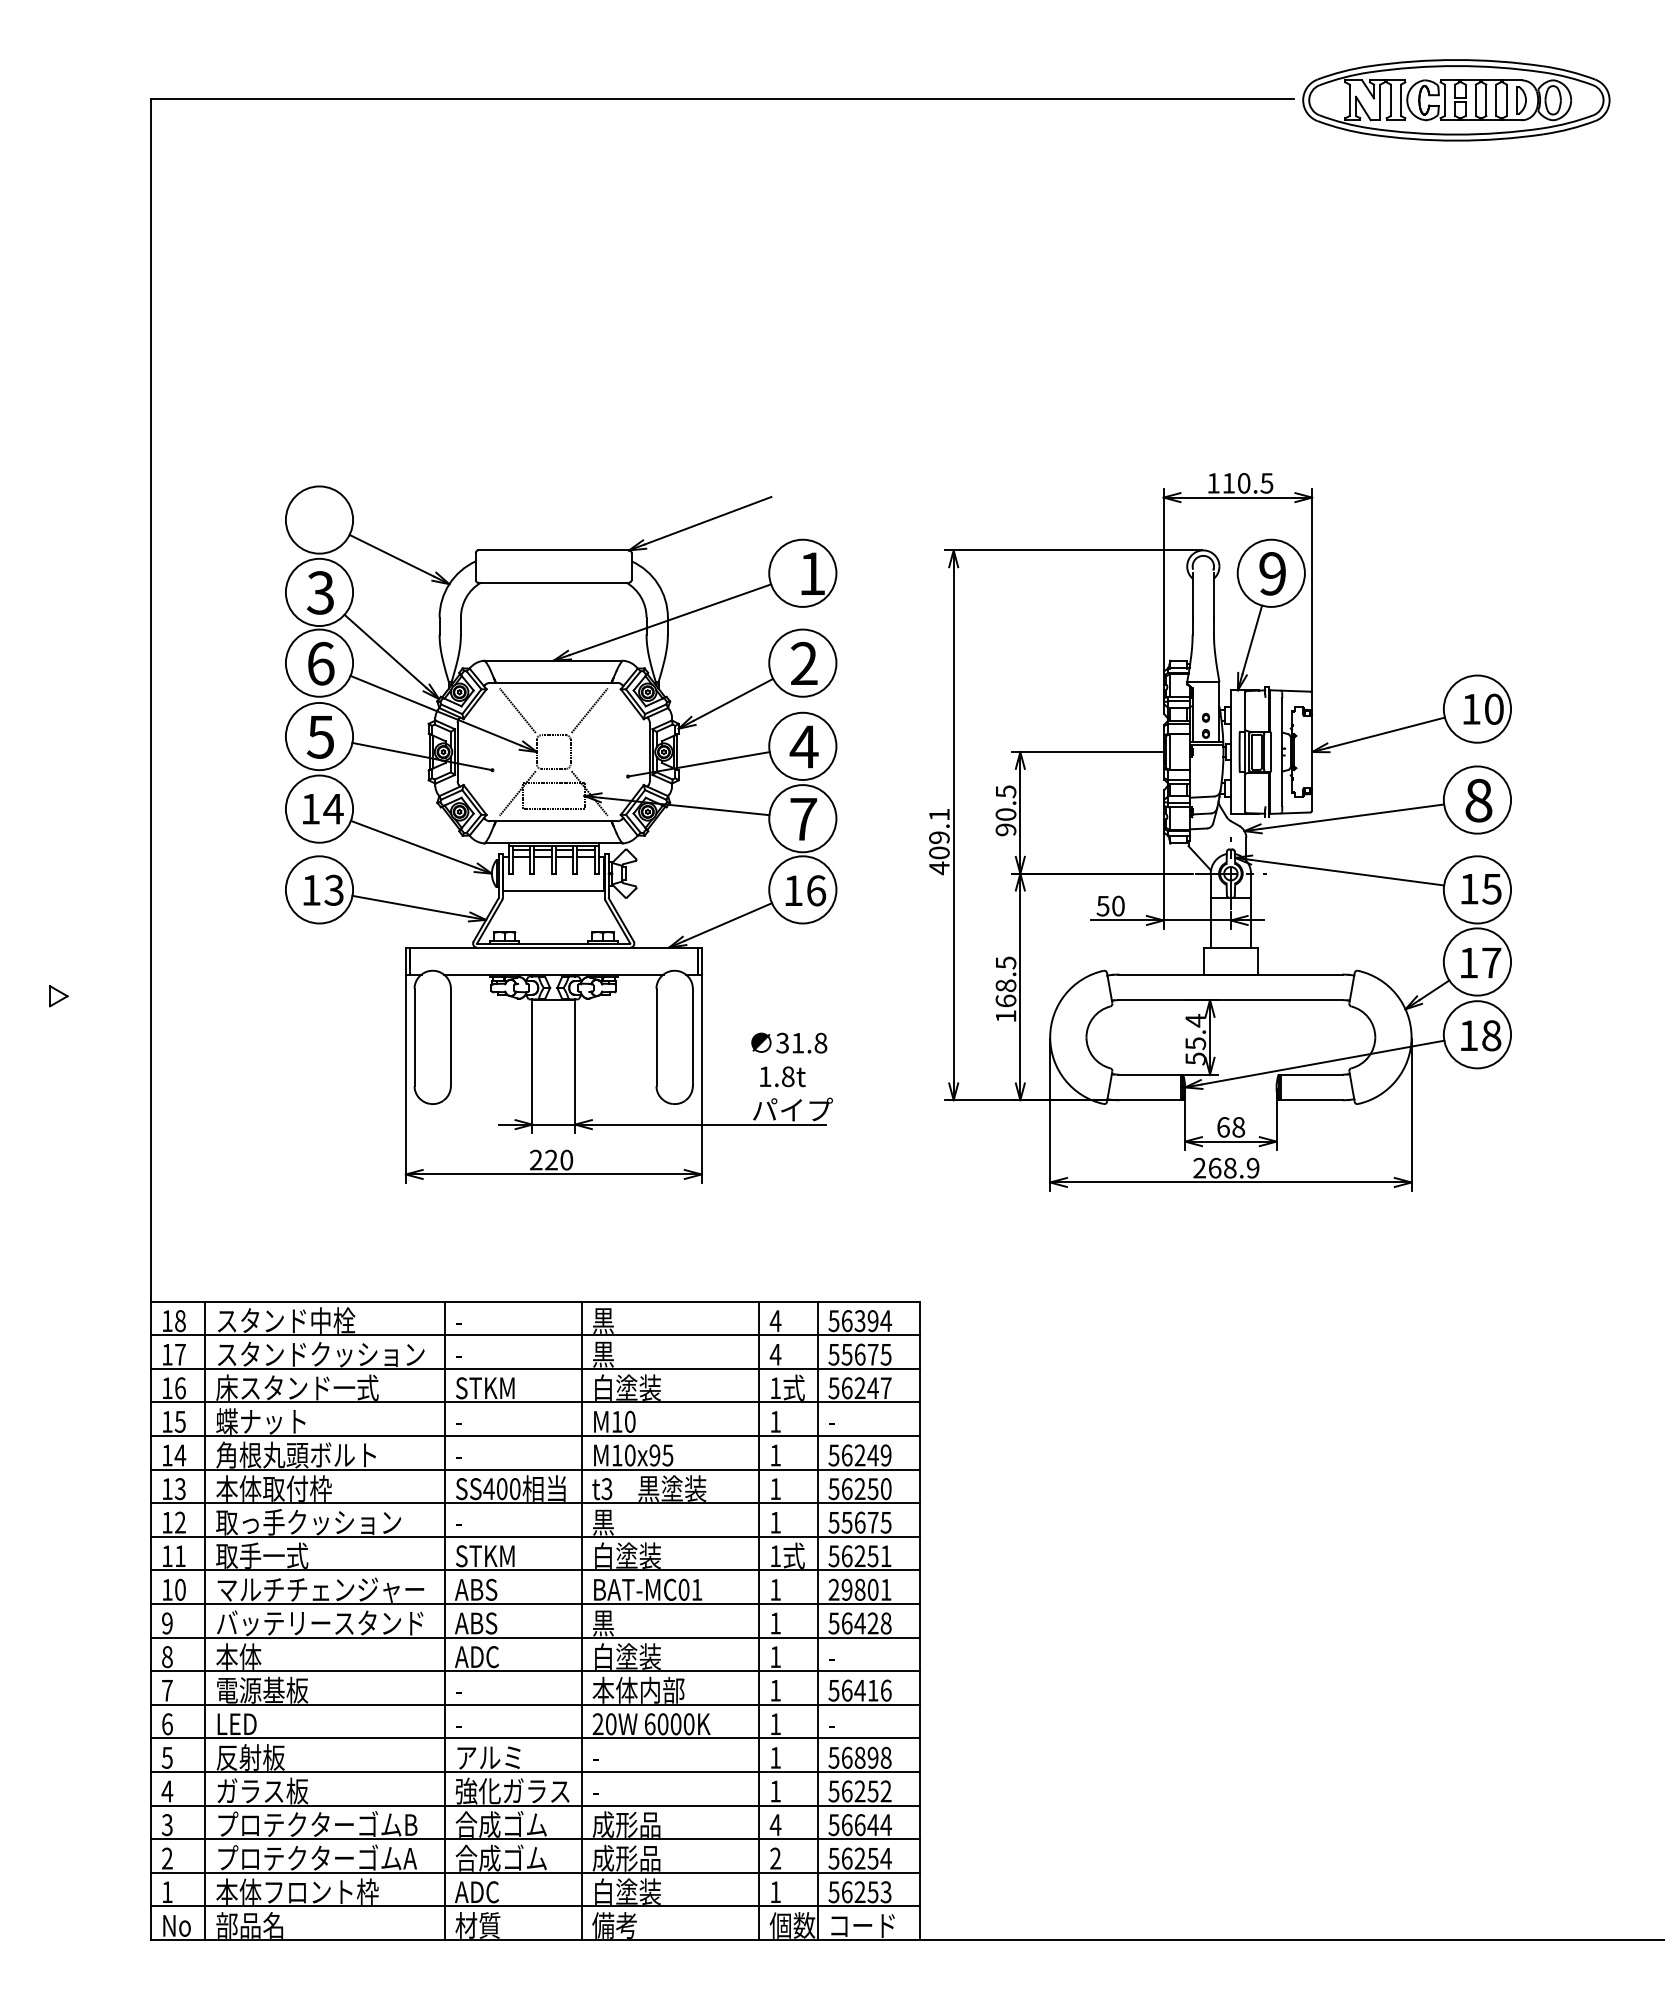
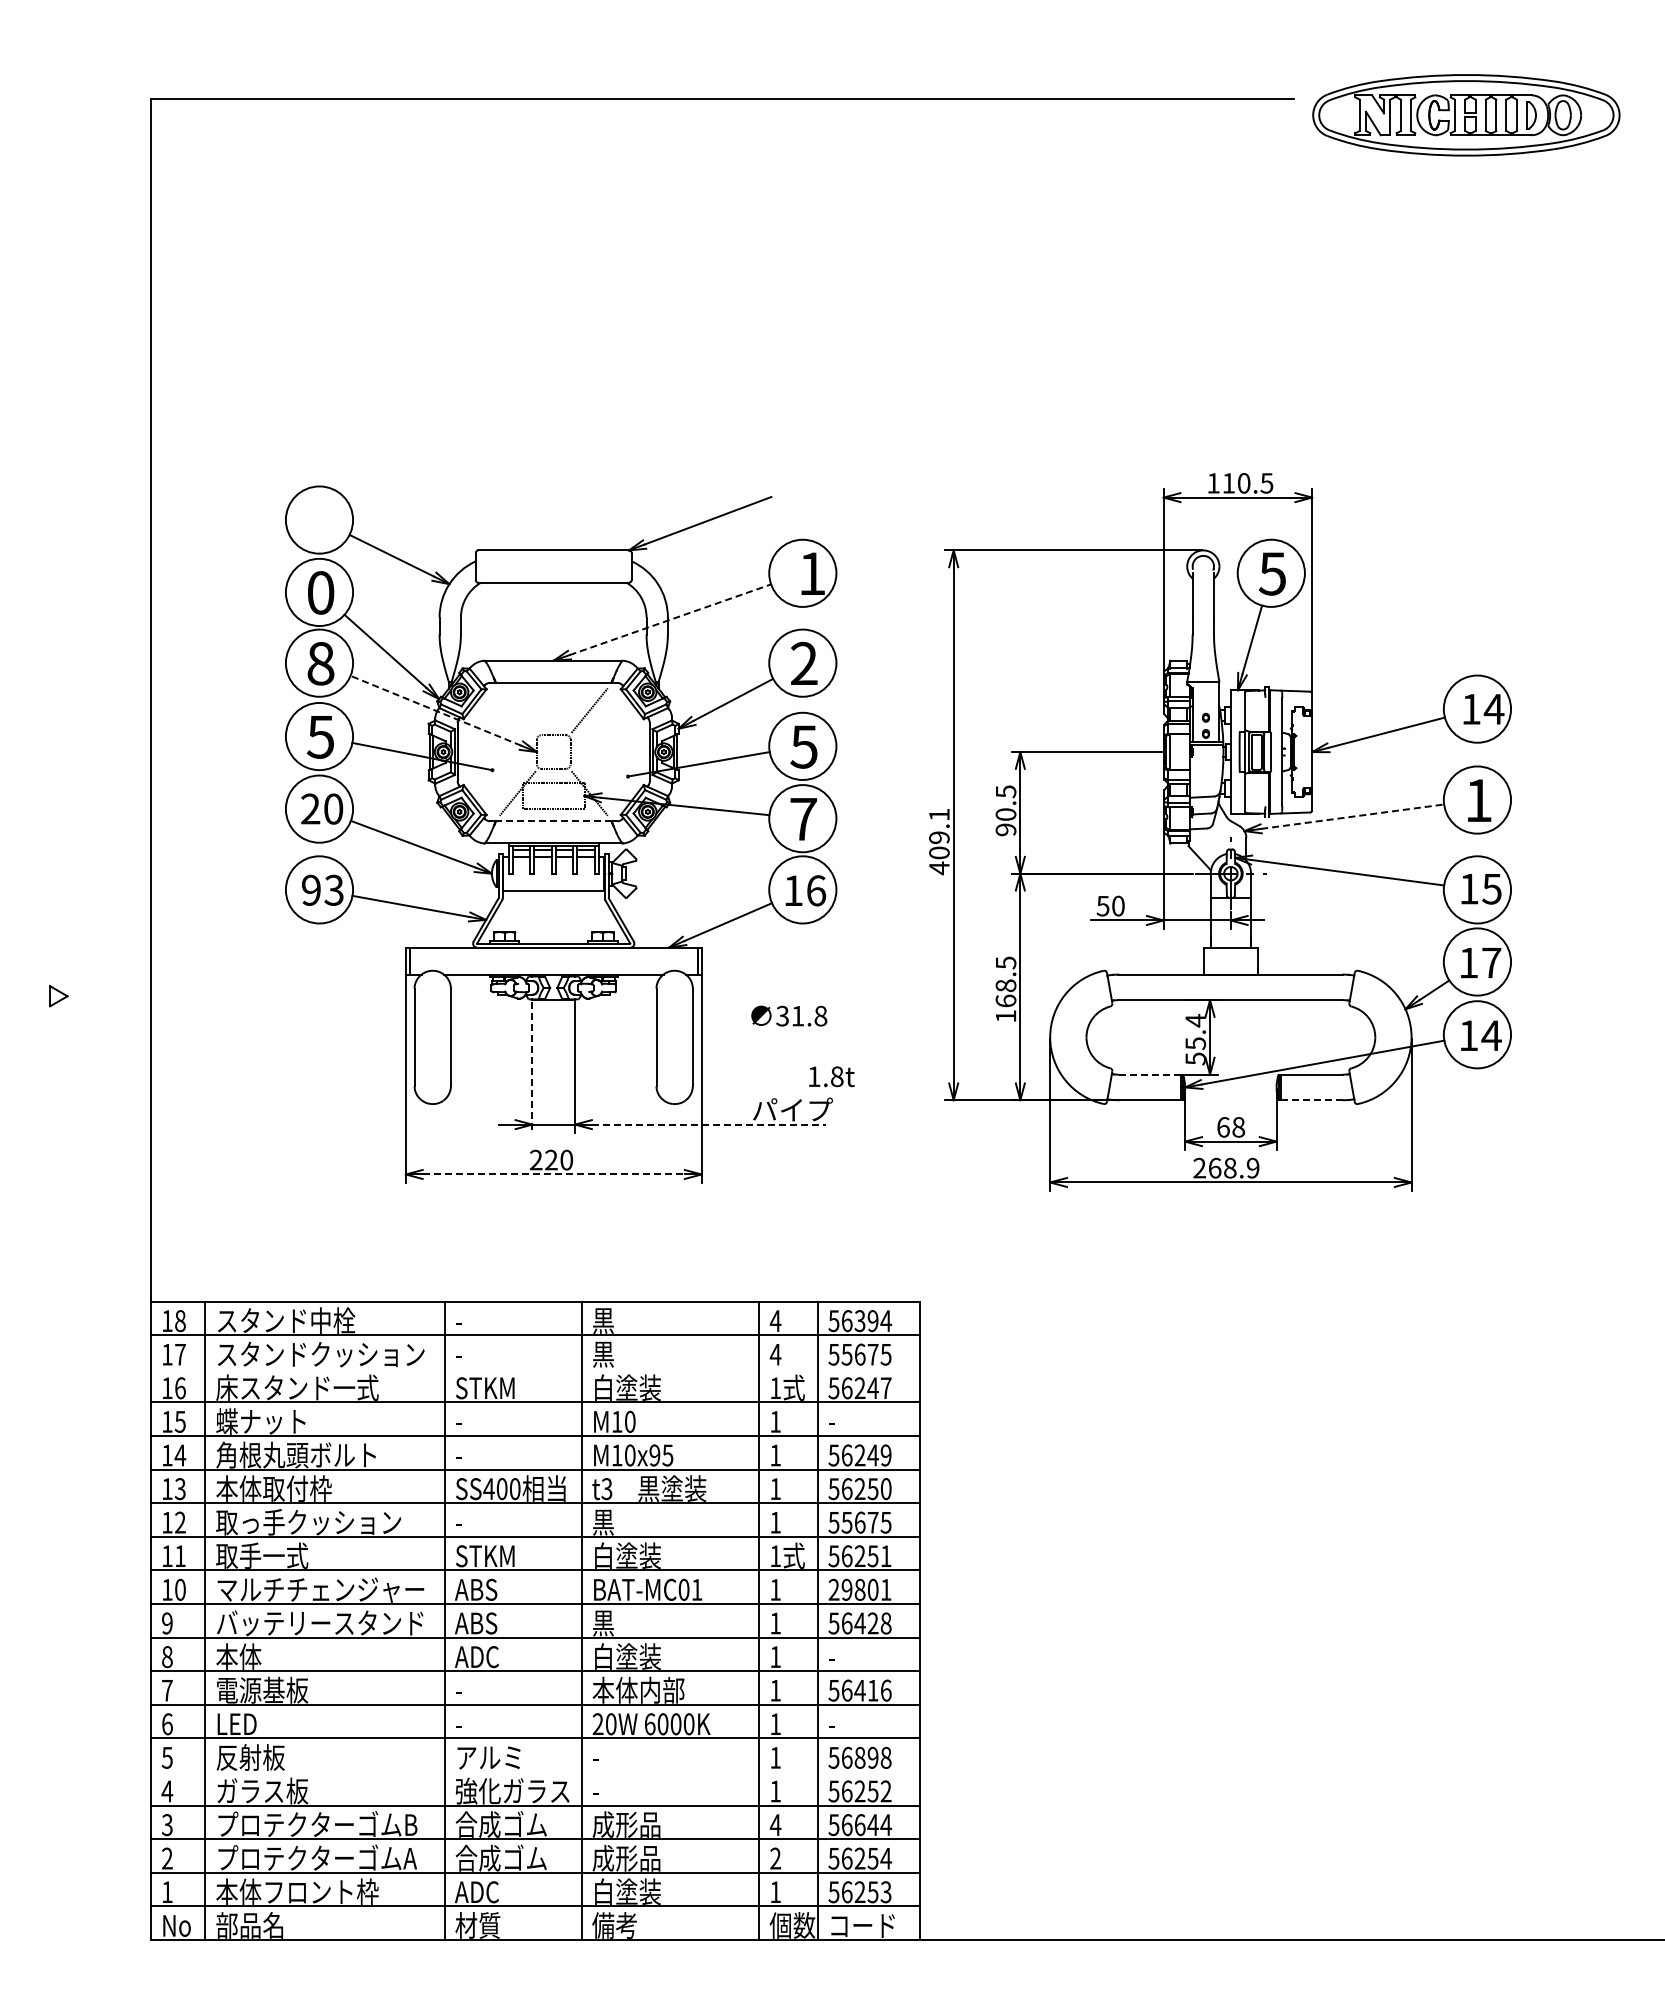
part position: (1456, 100) -> (1466, 115) (1466, 115)
text: 9 -> 5 (1271, 573)
text: 3 -> 0 (320, 592)
line: solid -> dashed (670, 619)
text: 6 -> 8 (320, 663)
text: 10 -> 14 (1493, 708)
line: solid -> dashed (435, 710)
line: present -> none (517, 710)
text: 4 -> 5 (803, 746)
text: 8 -> 1 (1478, 800)
text: 14 -> 20 (322, 808)
line: solid -> dashed (1353, 816)
line: solid -> dashed (554, 821)
text: 13 -> 93 (311, 889)
text: 18 -> 14 (1491, 1035)
text position: (789, 1042) -> (789, 1015) (789, 1015)
line: solid -> dashed (532, 1067)
line: solid -> dashed (1149, 1074)
text position: (782, 1076) -> (831, 1076) (831, 1076)
line: solid -> dashed (1312, 1100)
line: solid -> dashed (708, 1124)
line: solid -> dashed (554, 1174)
line: present -> none (535, 1368)
line: present -> none (535, 1772)
